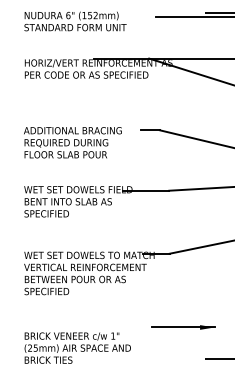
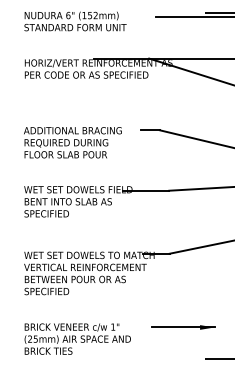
text position: (77, 347) -> (77, 338) (77, 338)
